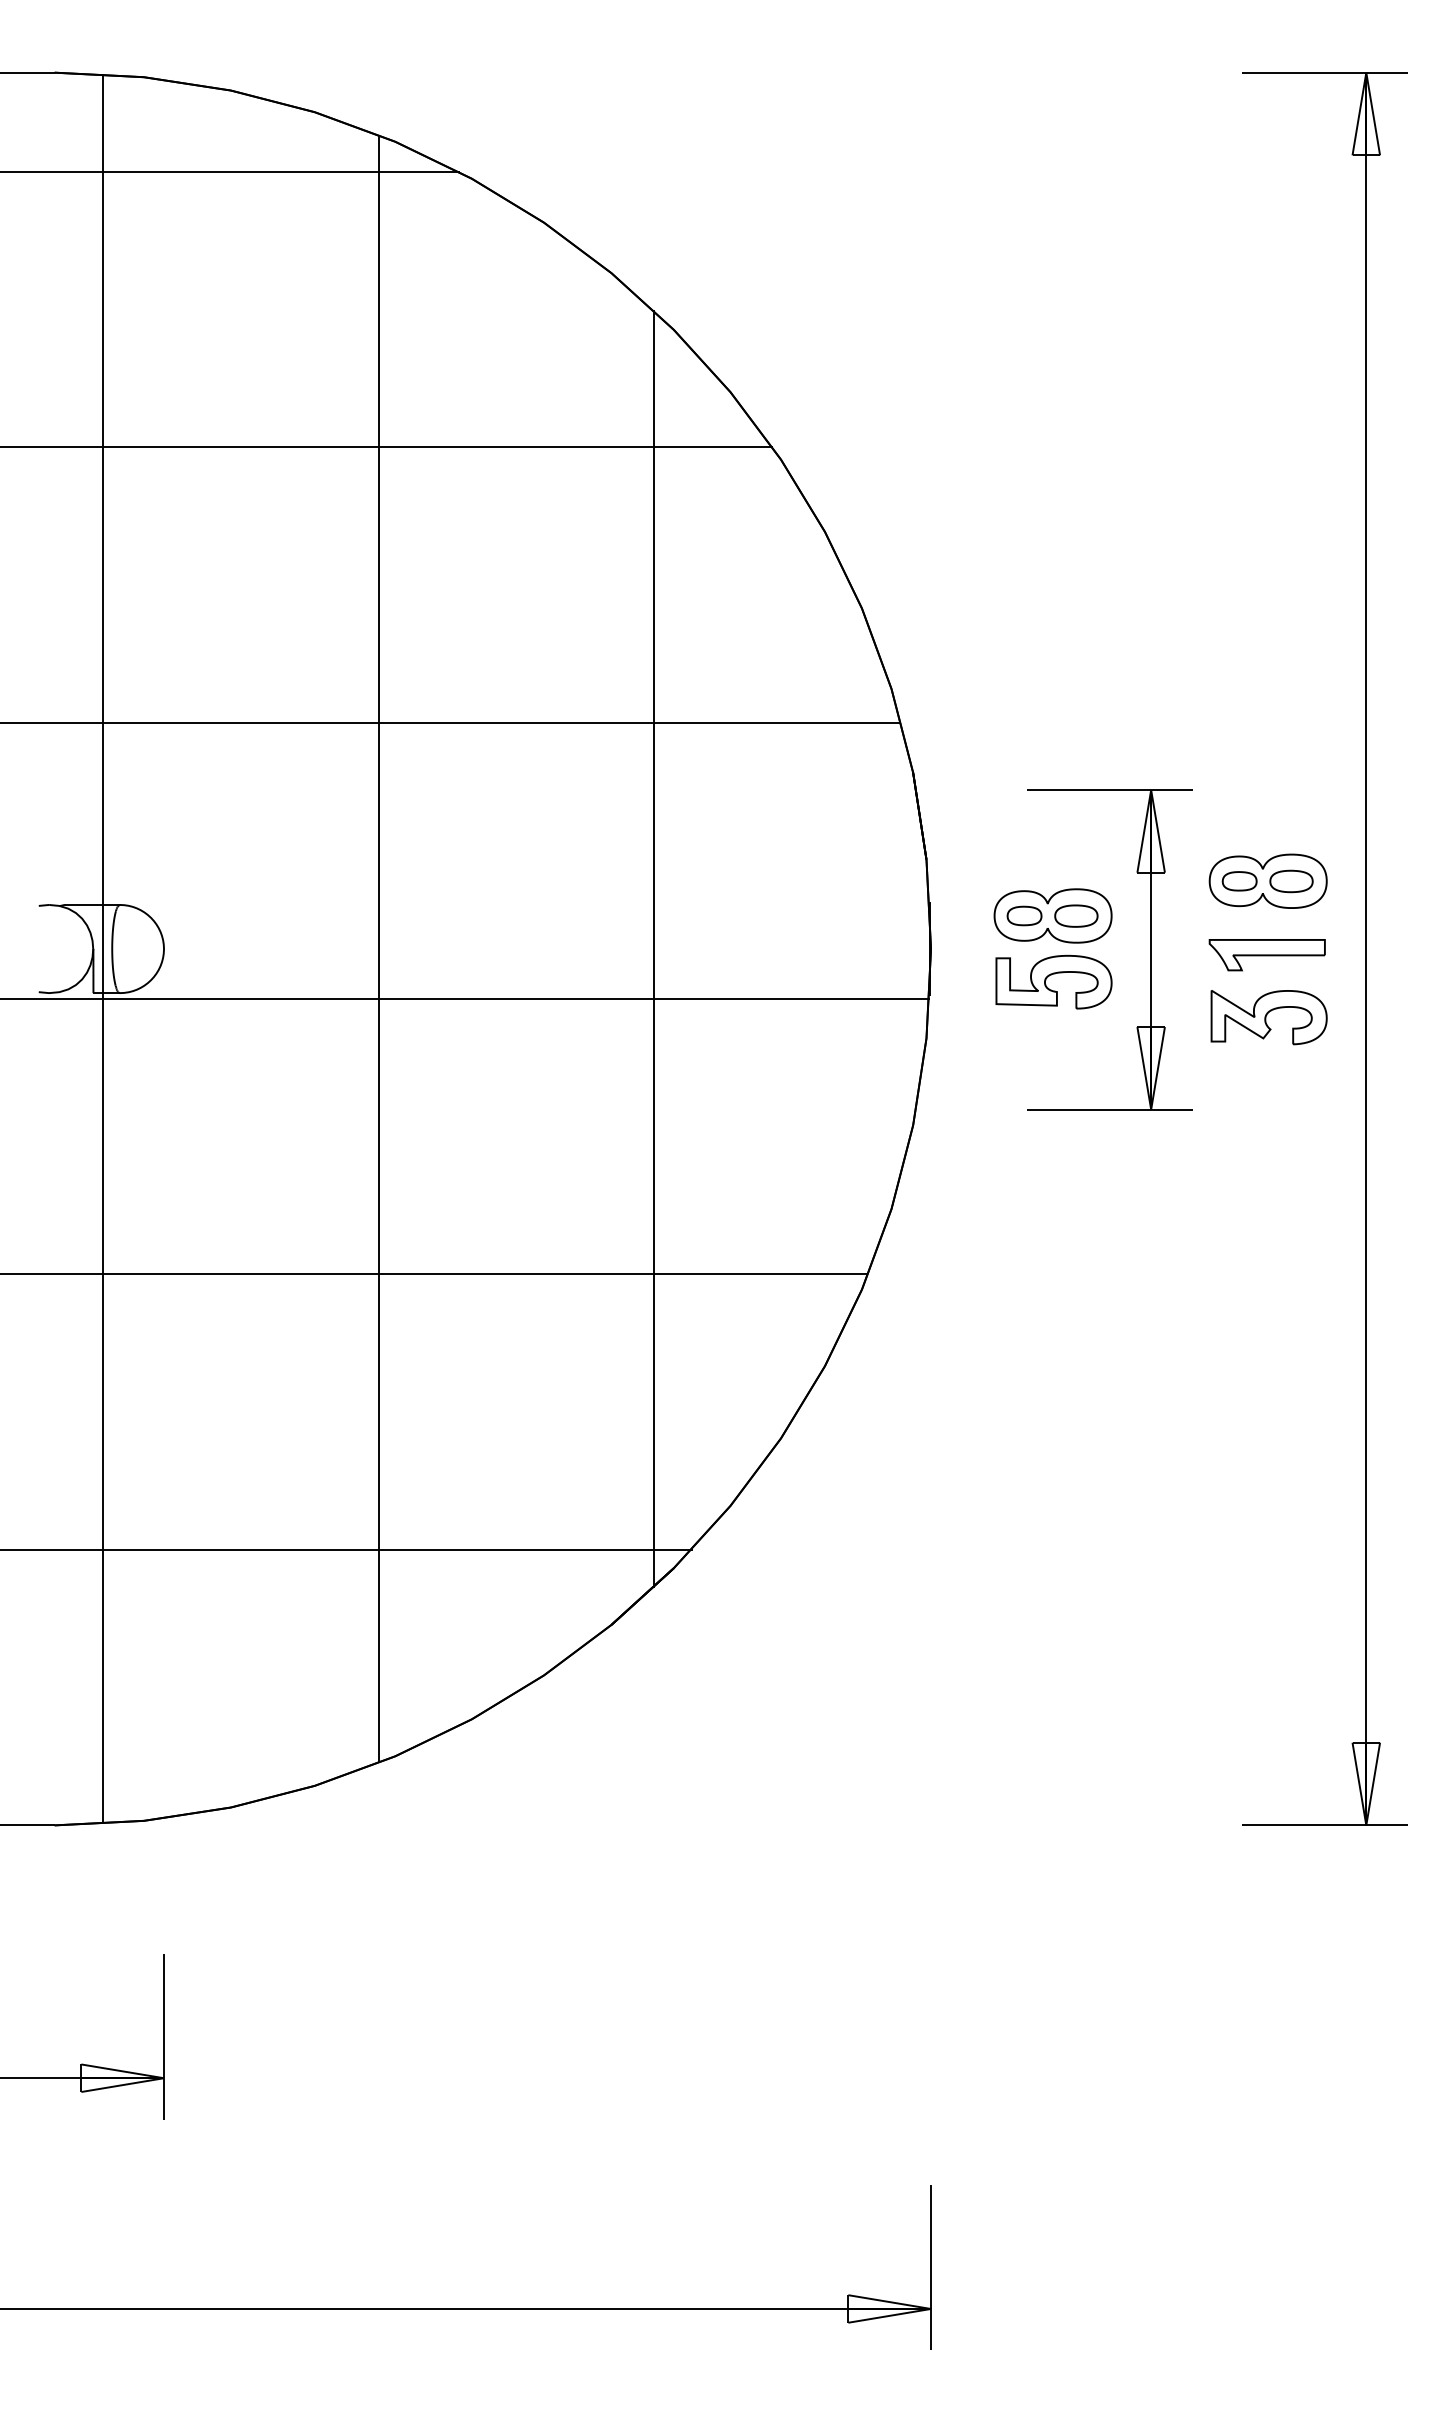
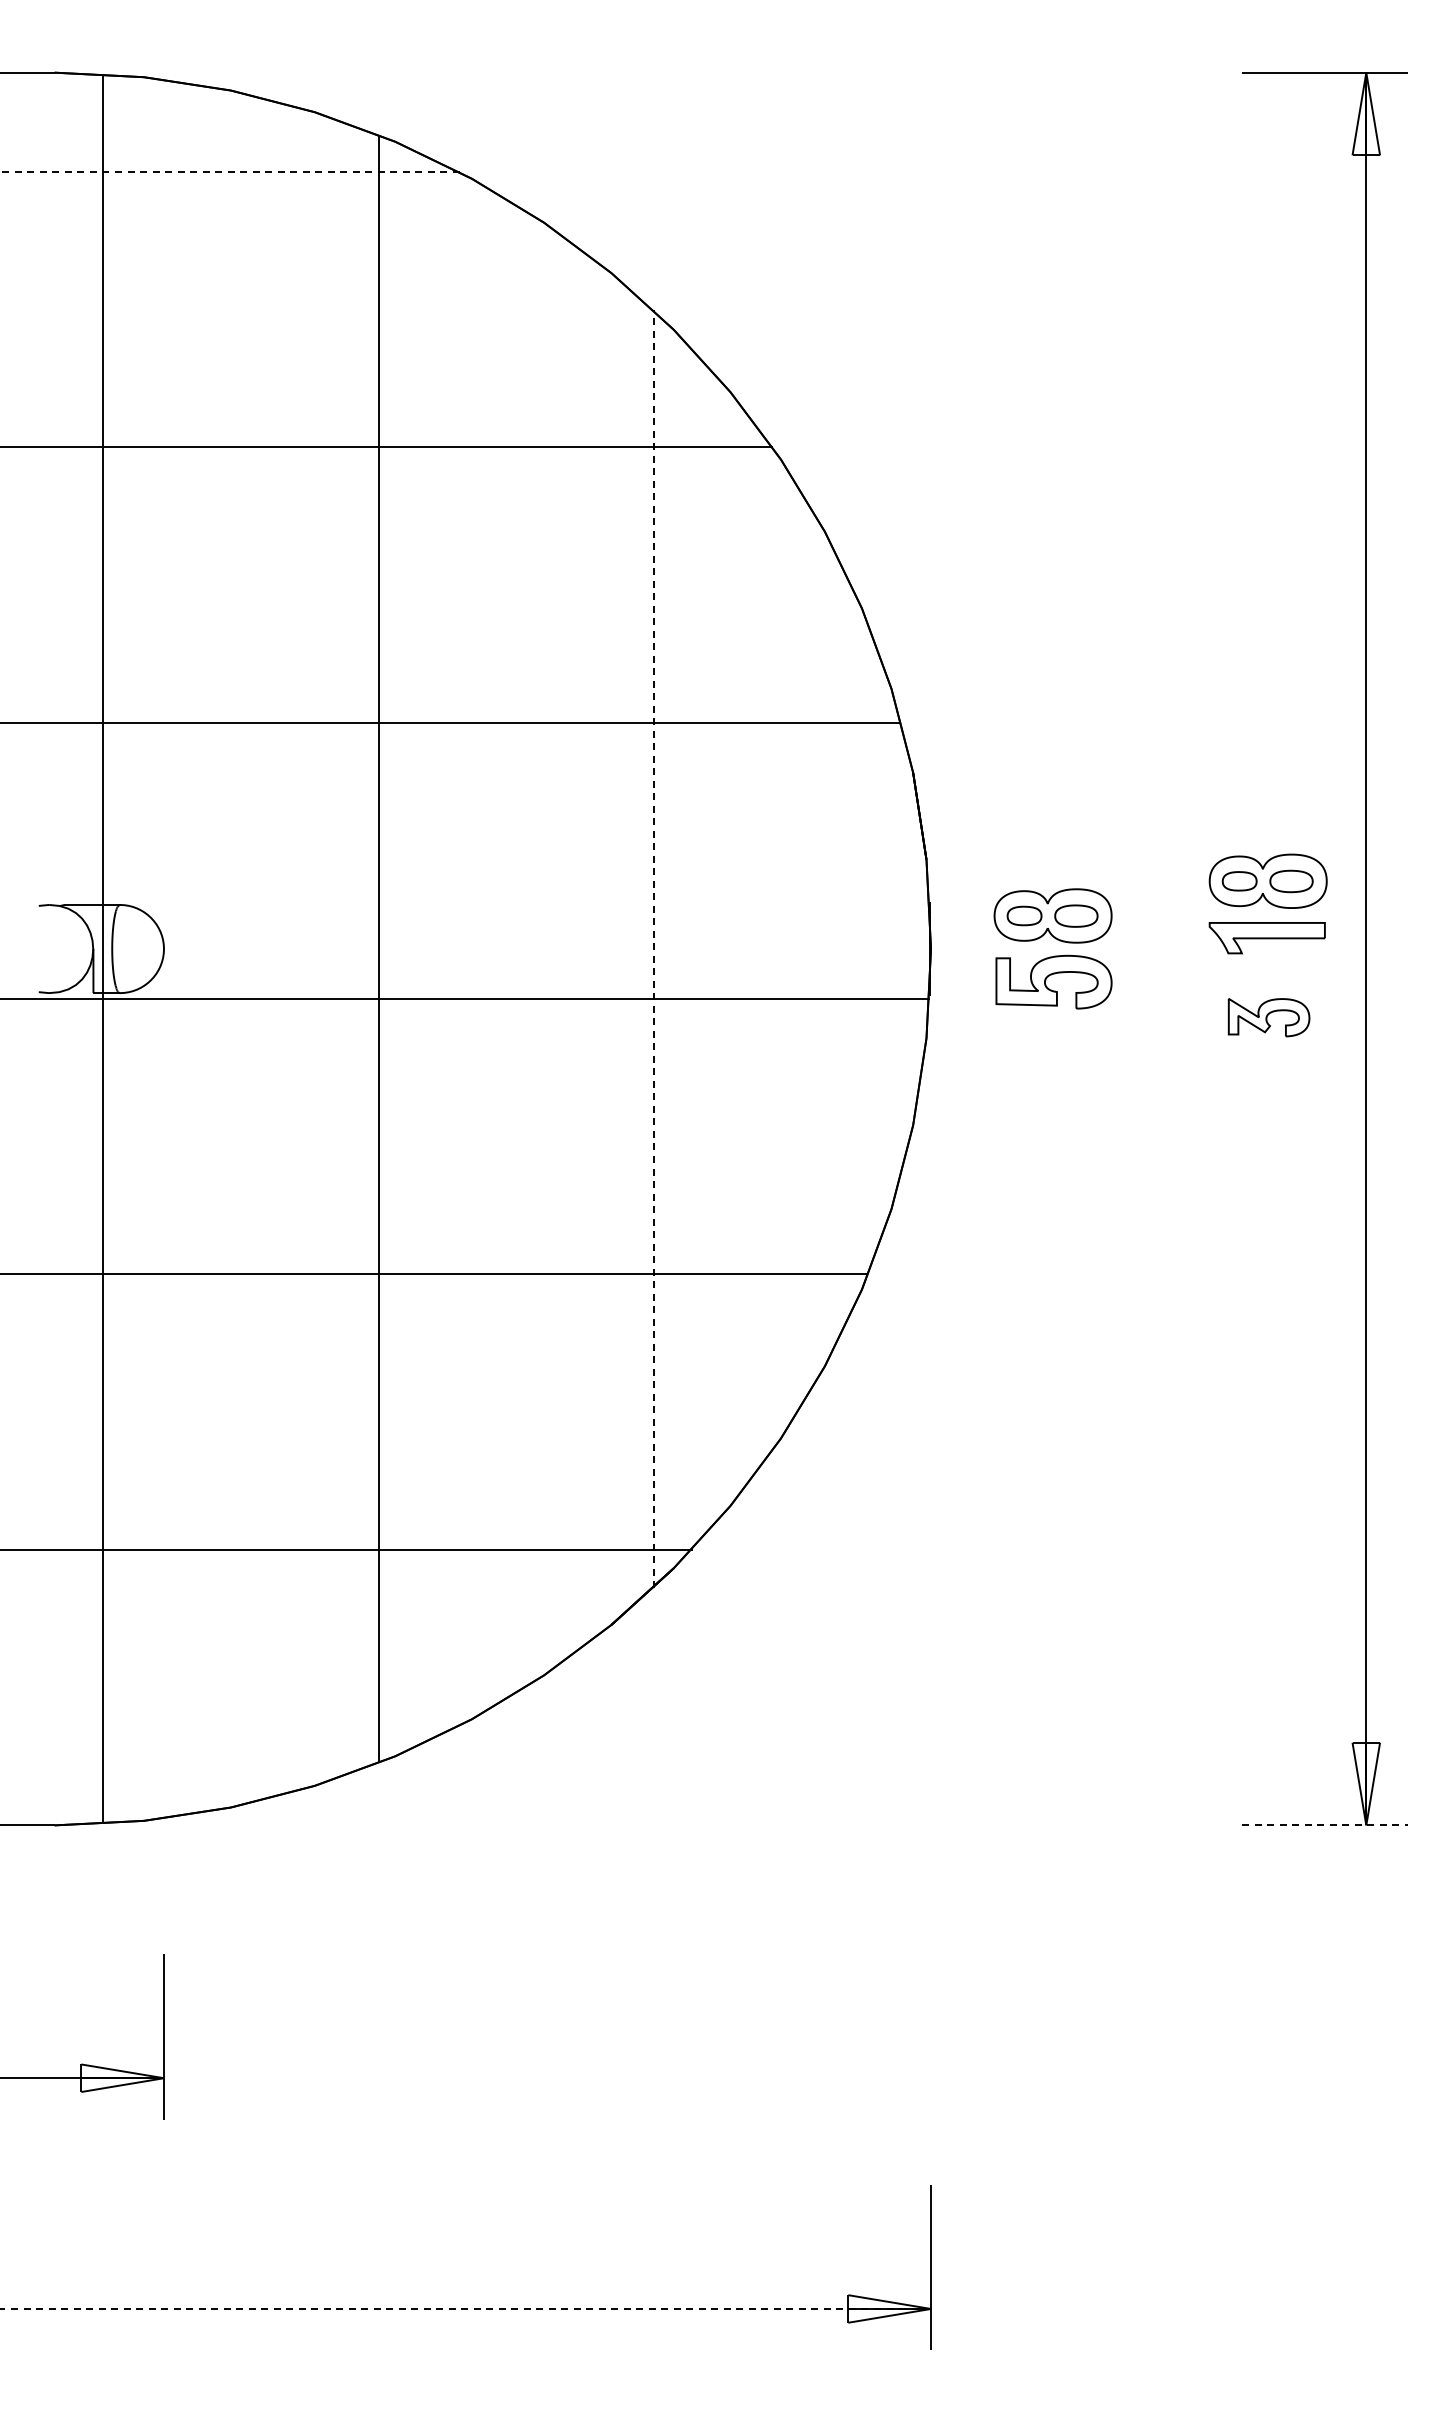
line: solid -> dashed (229, 171)
line: solid -> dashed (654, 948)
part: present -> none (1150, 949)
part position: (1266, 955) -> (1266, 938) (1266, 938)
part size: 118x56 px -> 84x40 px (1268, 1017)
line: solid -> dashed (1324, 1825)
line: solid -> dashed (465, 2308)
